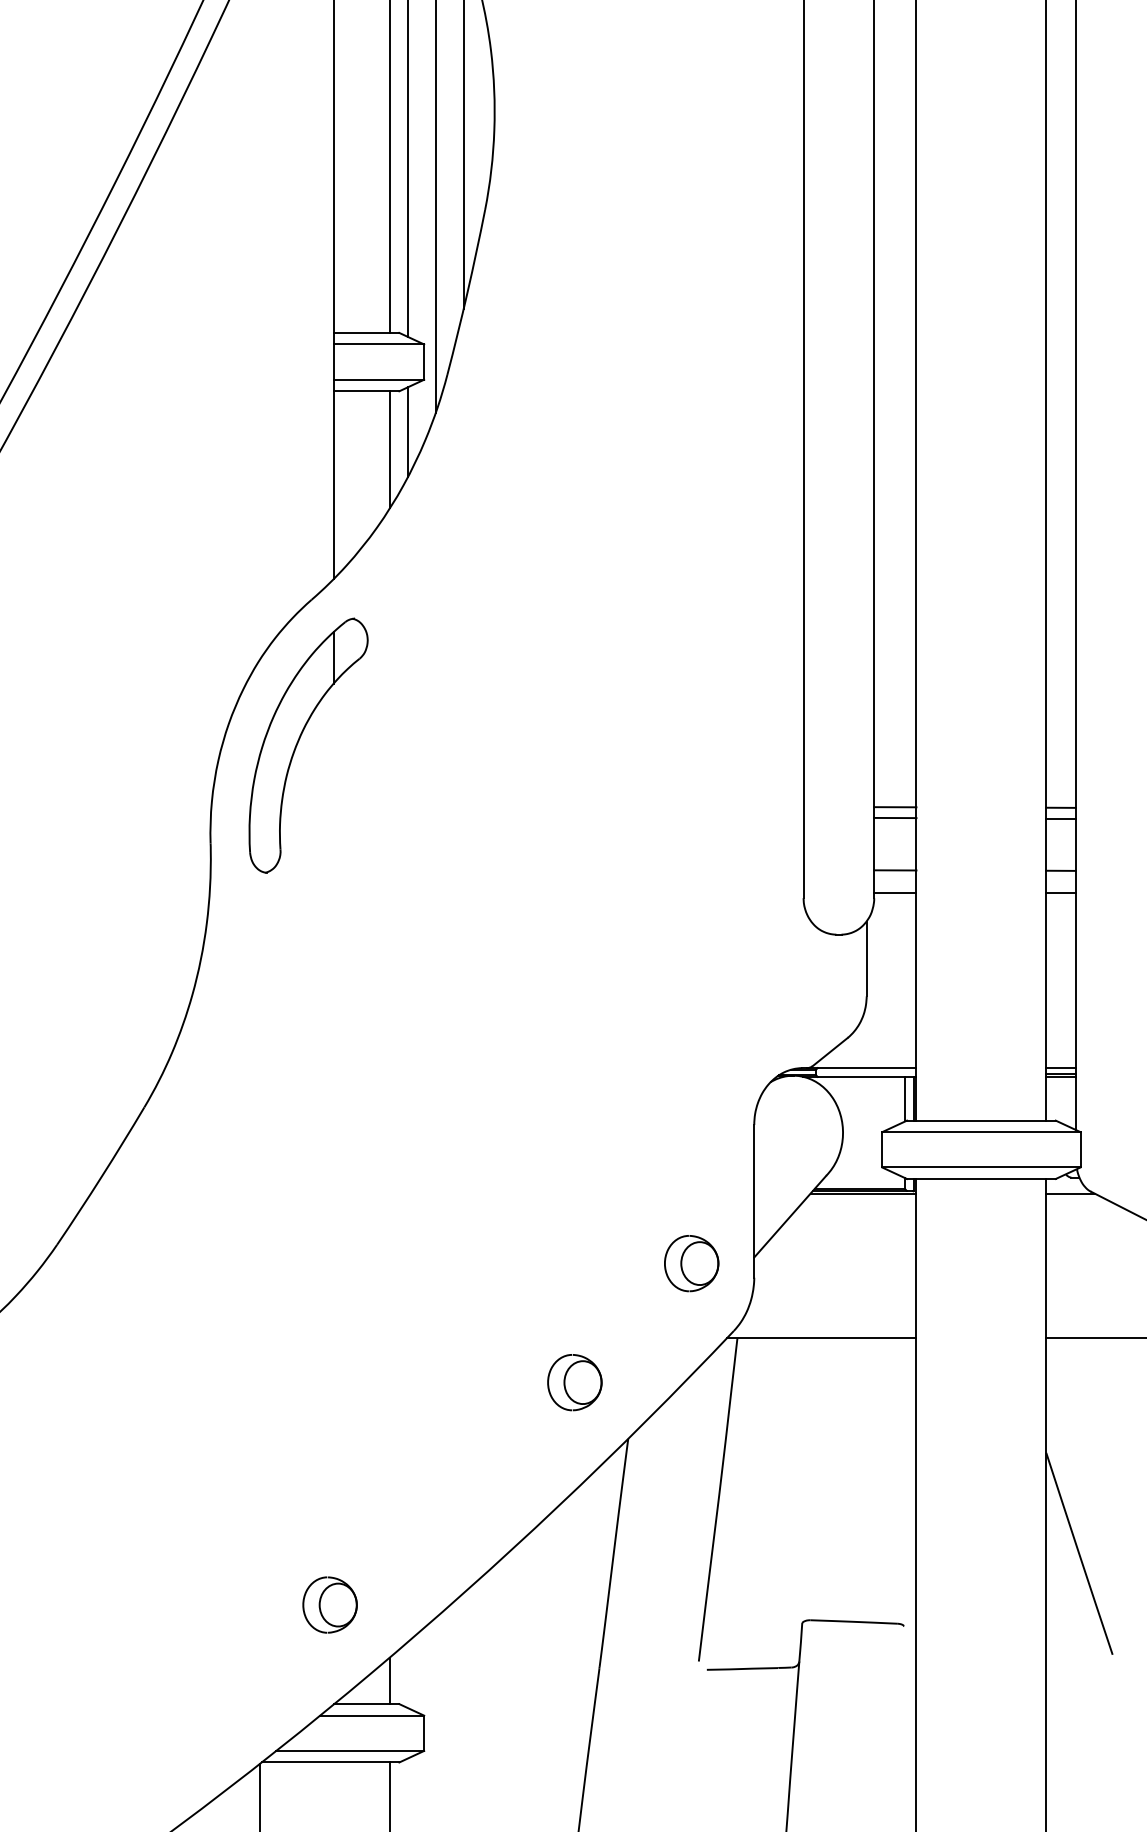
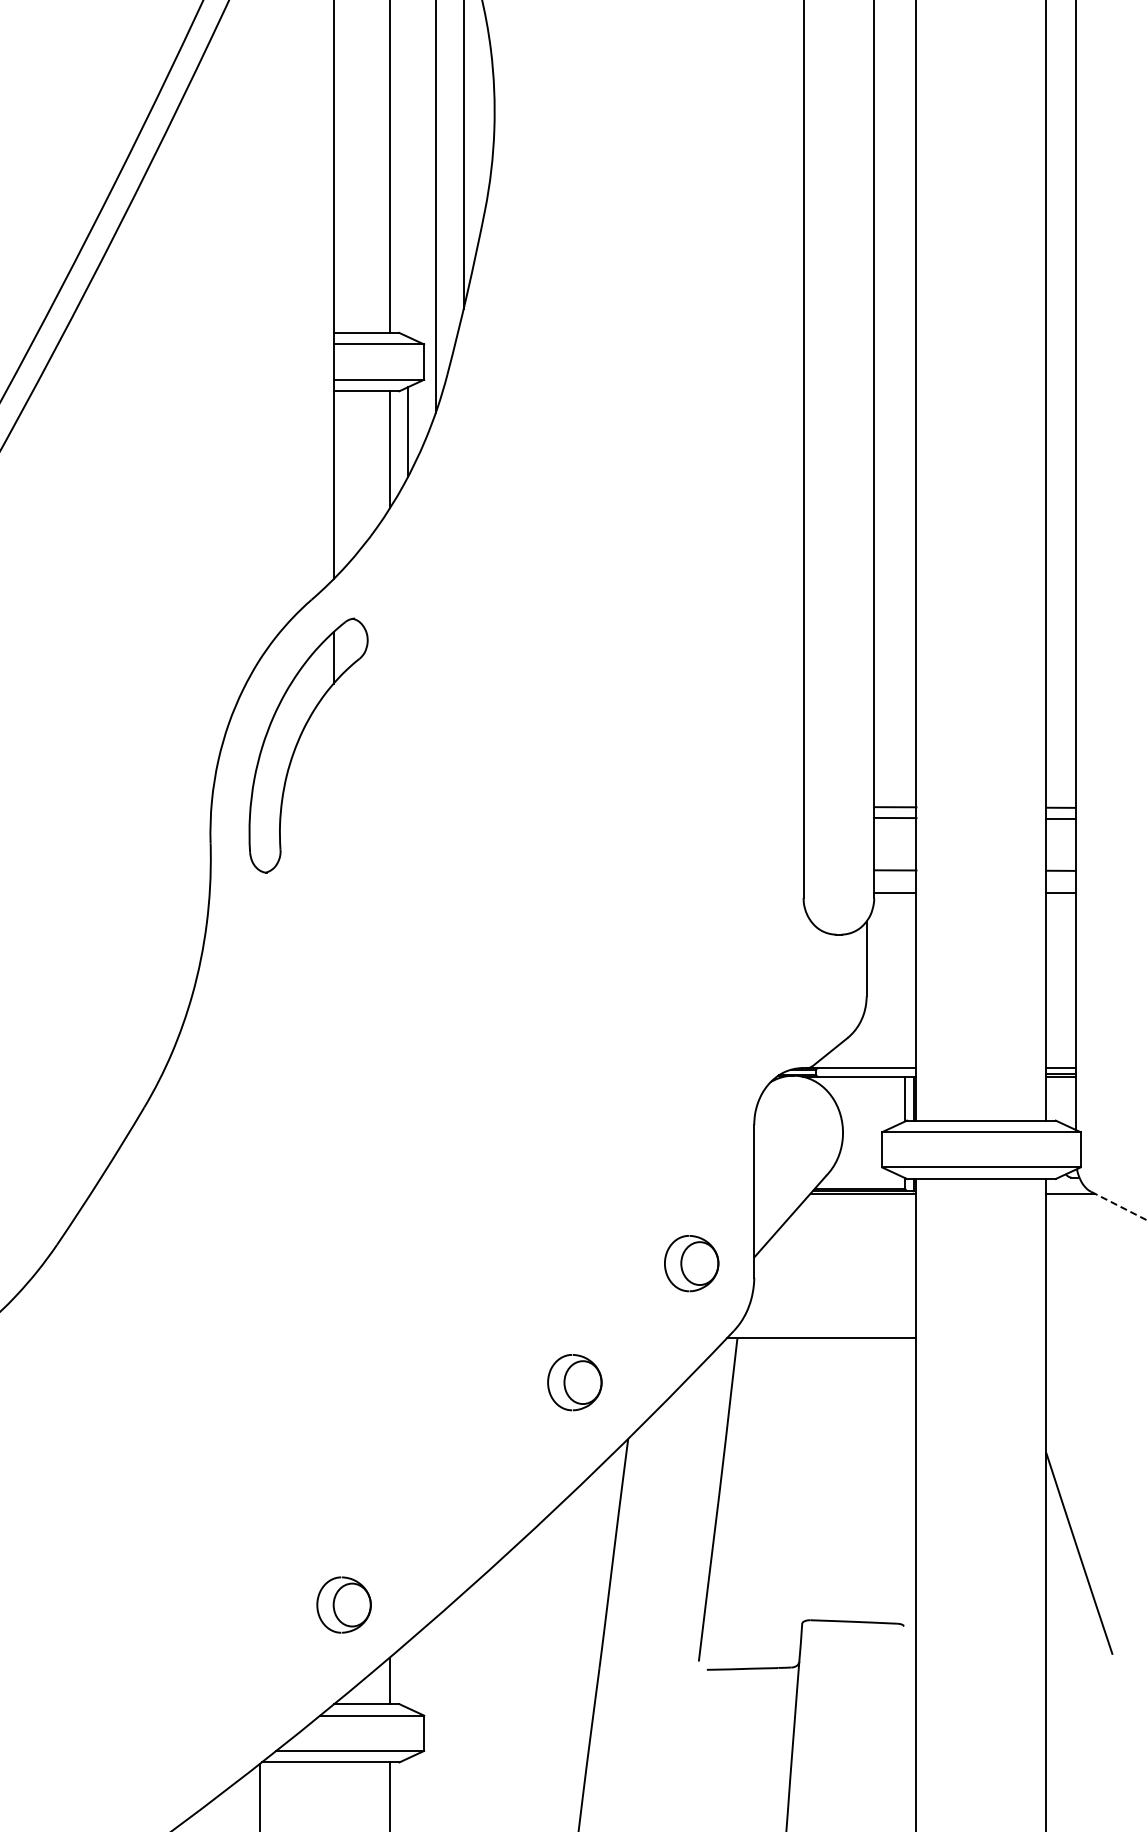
line: present -> none (408, 169)
line: solid -> dashed (1118, 1205)
line: present -> none (1094, 1337)
part position: (329, 1604) -> (343, 1604) (343, 1604)
